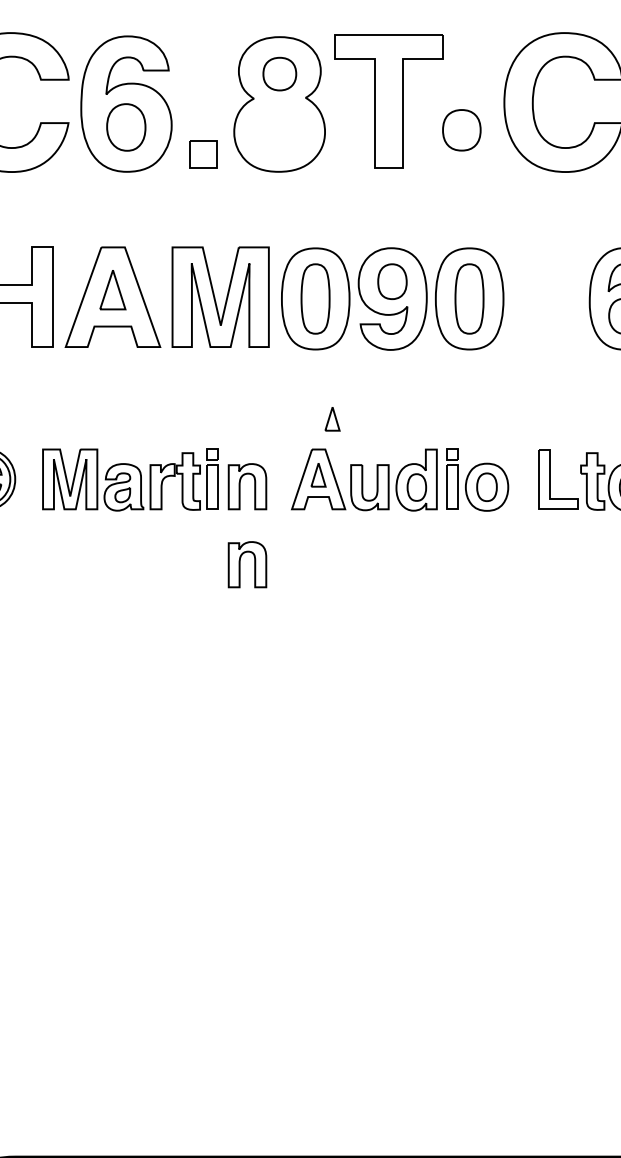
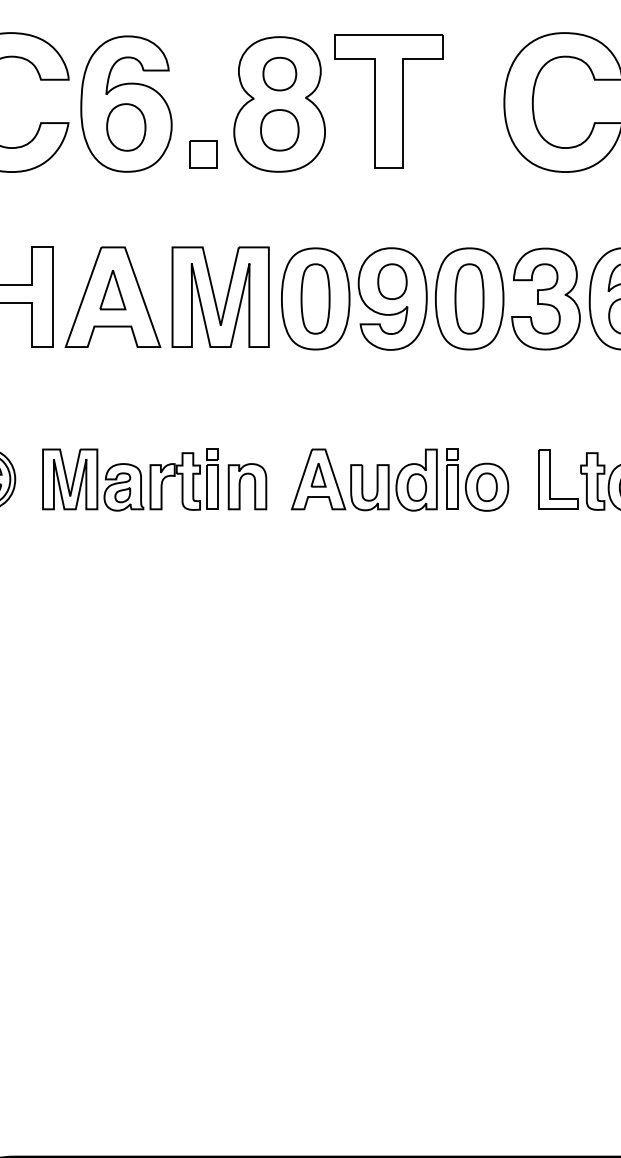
part position: (461, 130) -> (279, 130) (279, 130)
part: none -> present (545, 298)
part: present -> none (332, 419)
part: present -> none (240, 564)
